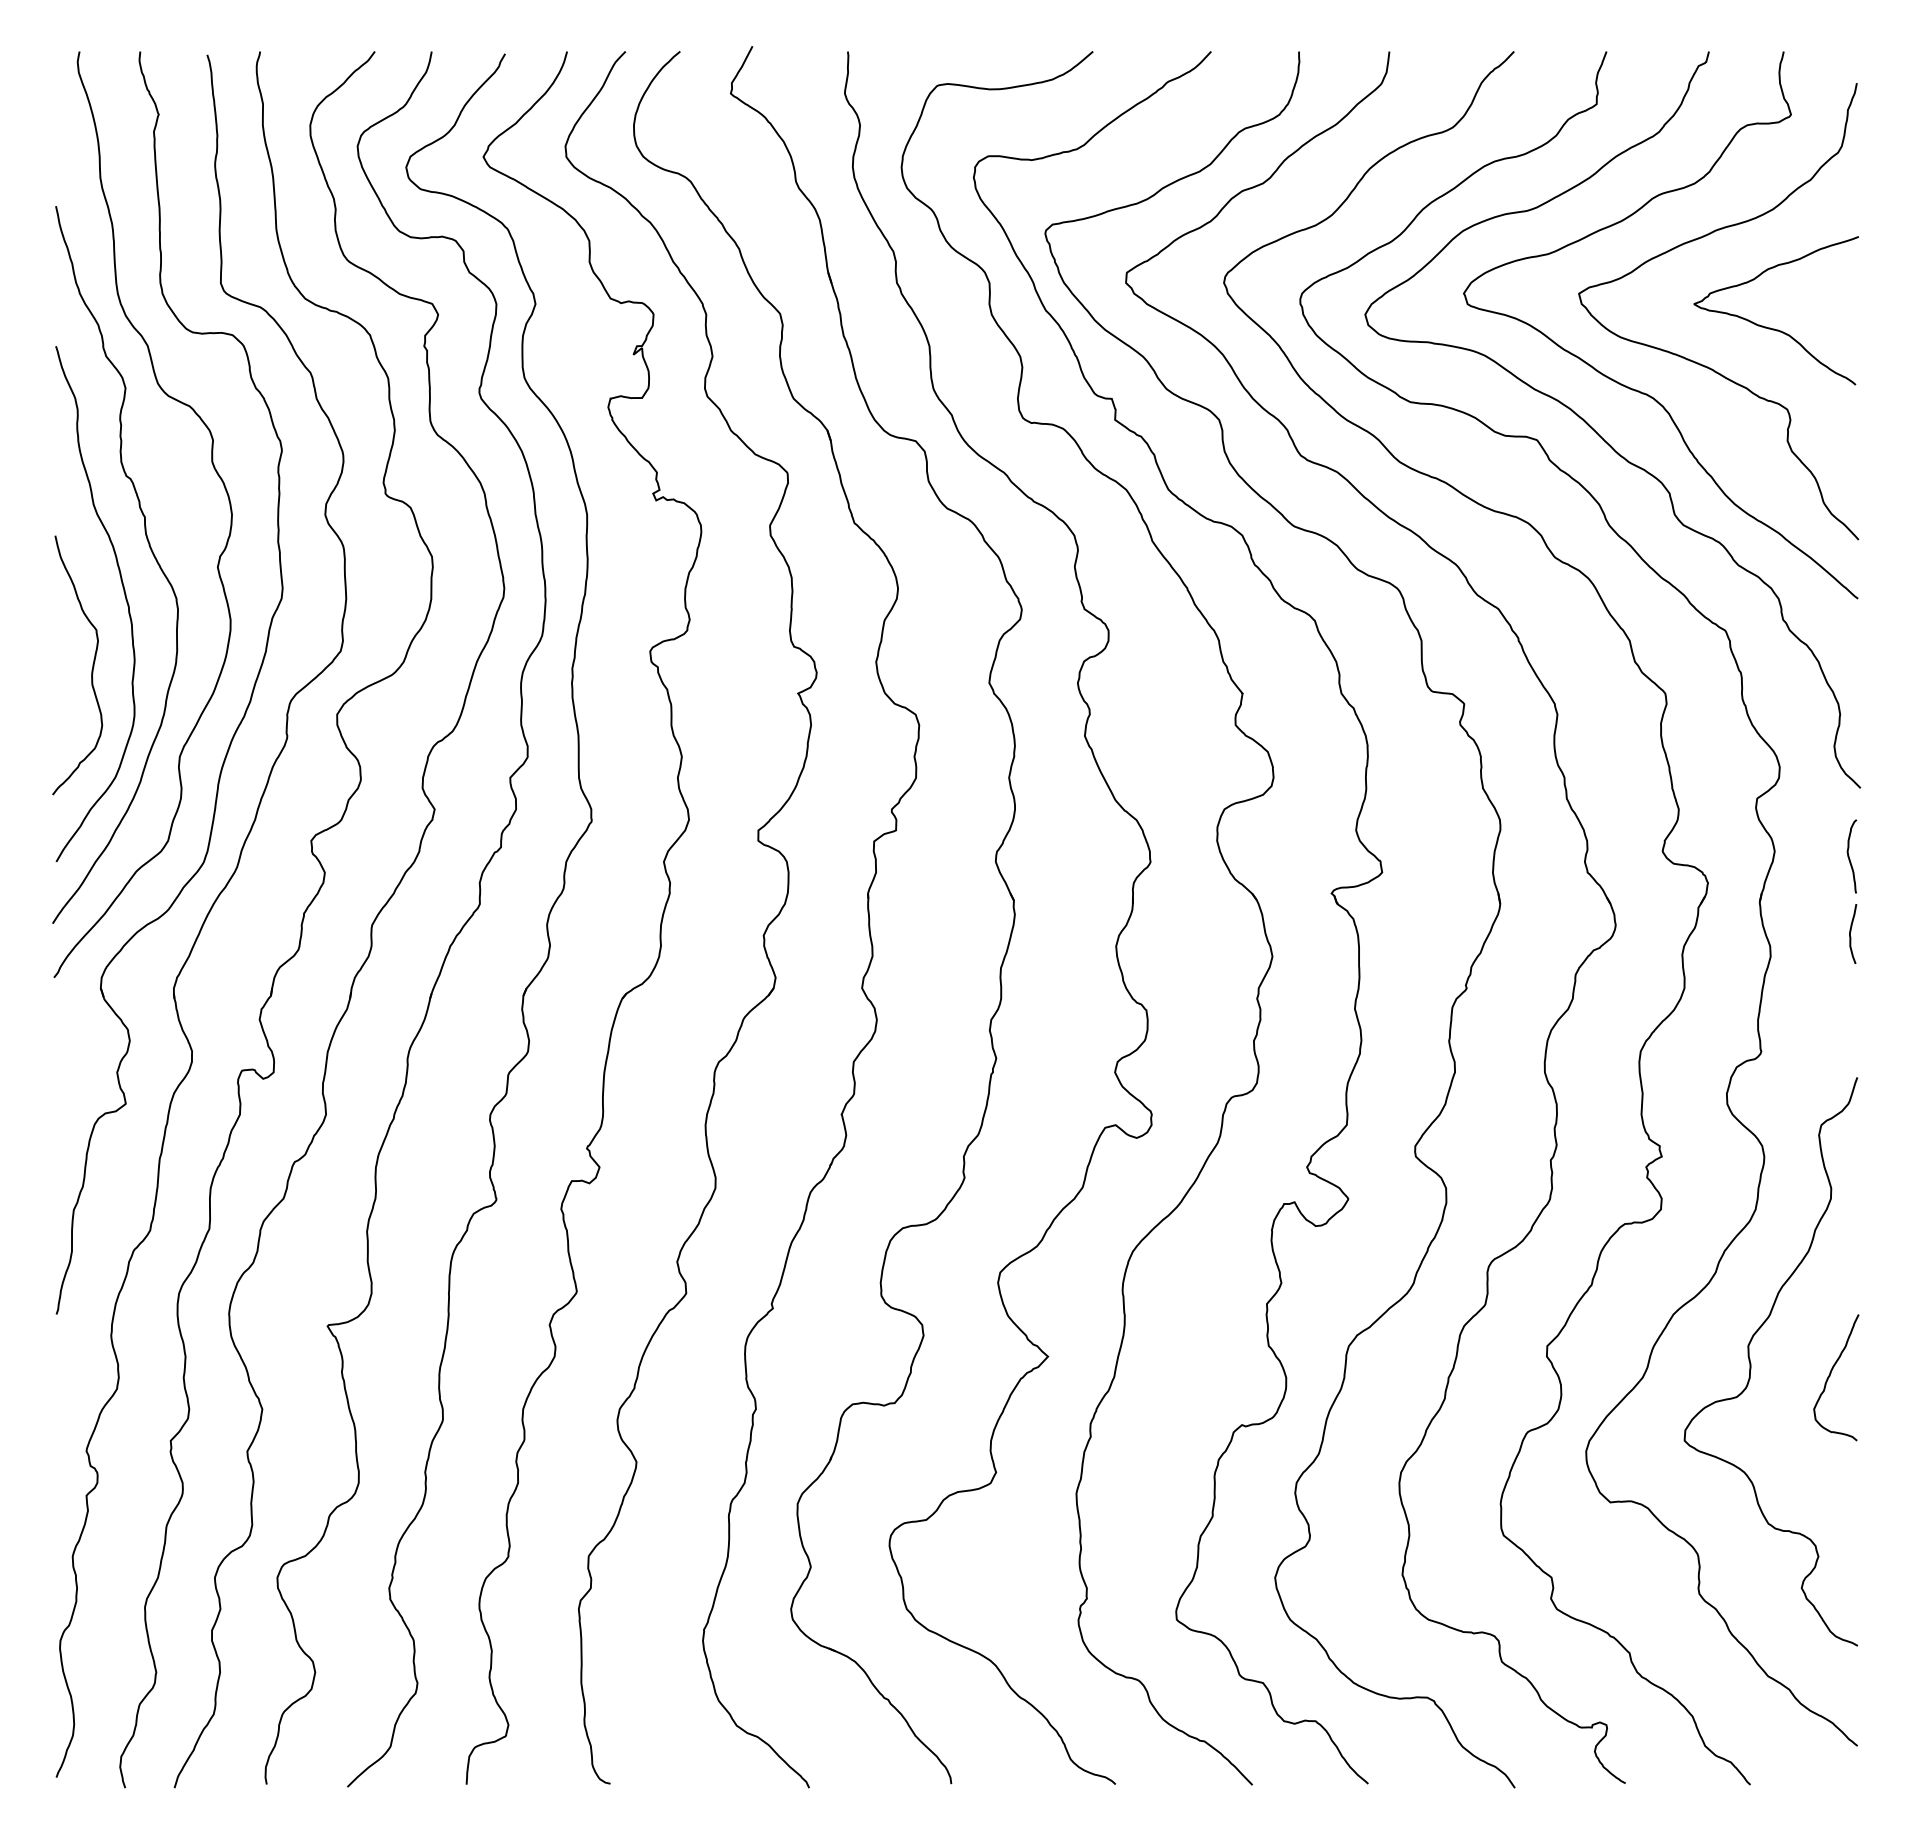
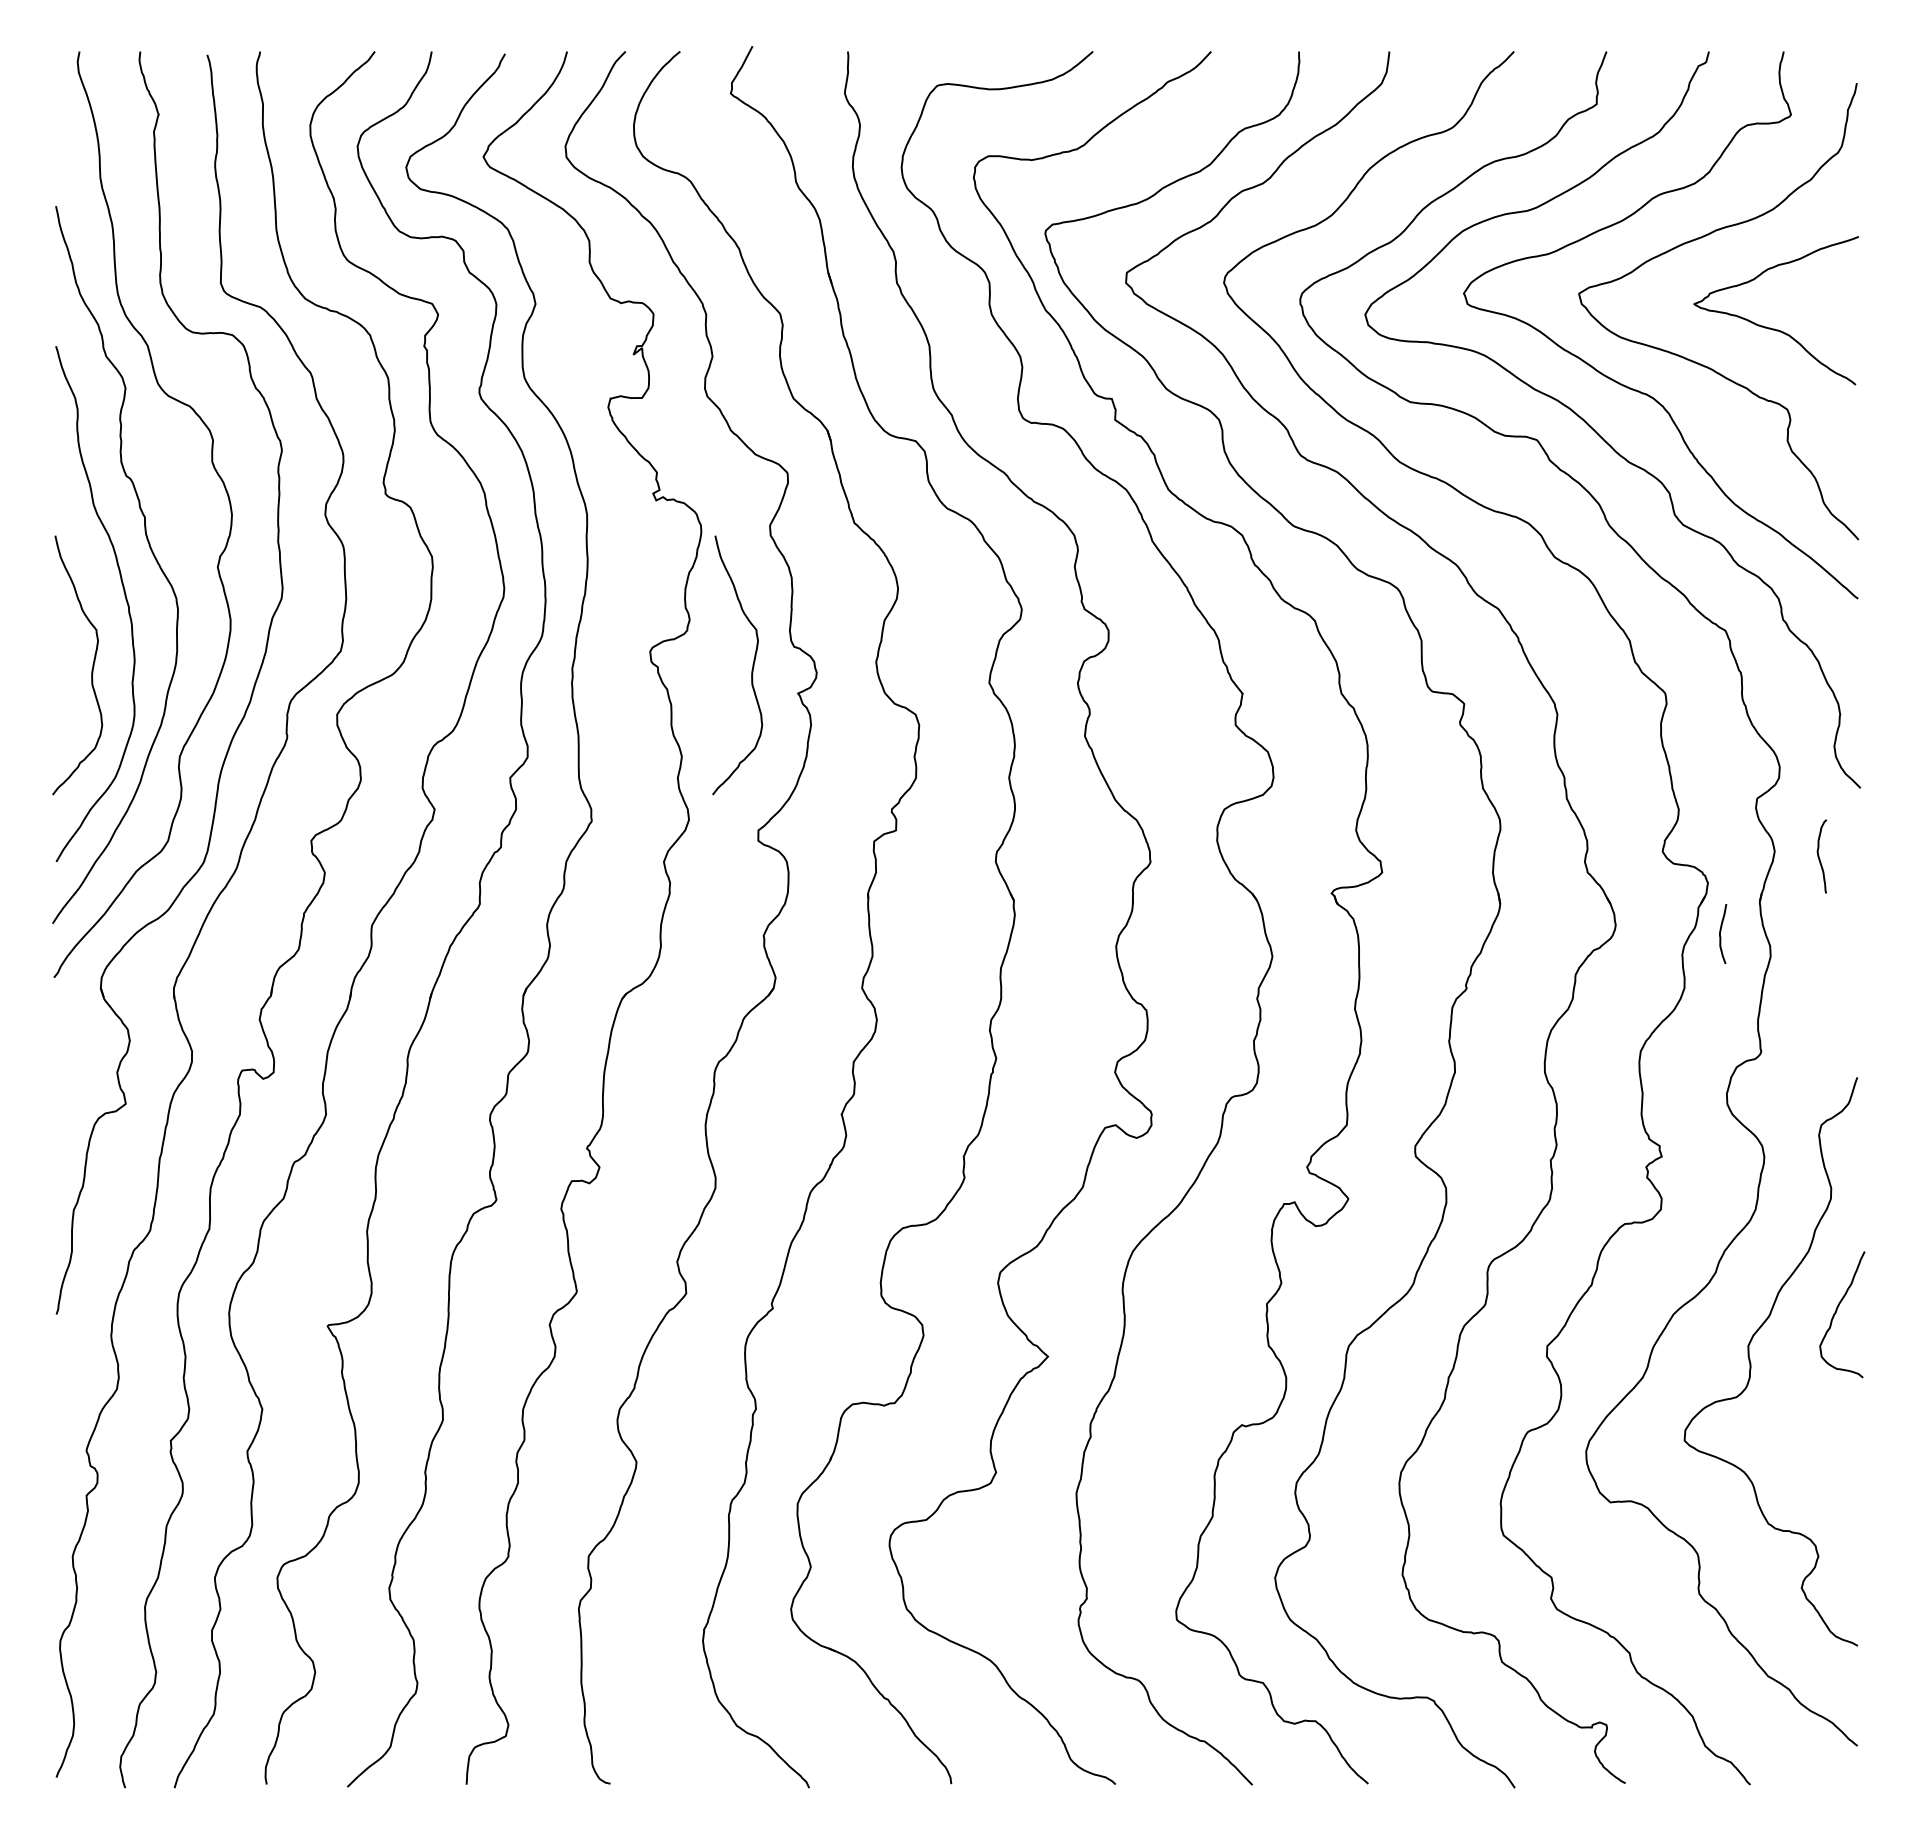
curve: none -> present (751, 669)
curve position: (1849, 856) -> (1819, 856) (1819, 856)
curve position: (1851, 931) -> (1721, 931) (1721, 931)
curve position: (1830, 1376) -> (1836, 1313) (1836, 1313)
